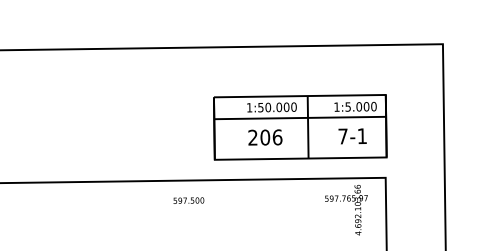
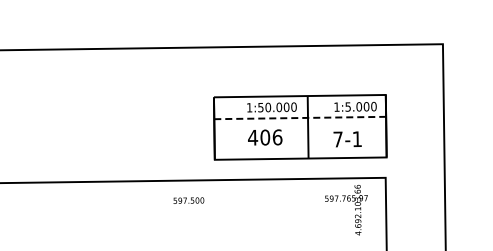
line: solid -> dashed (300, 118)
text position: (352, 136) -> (347, 139) (347, 139)
text: 206 -> 406 (253, 137)
